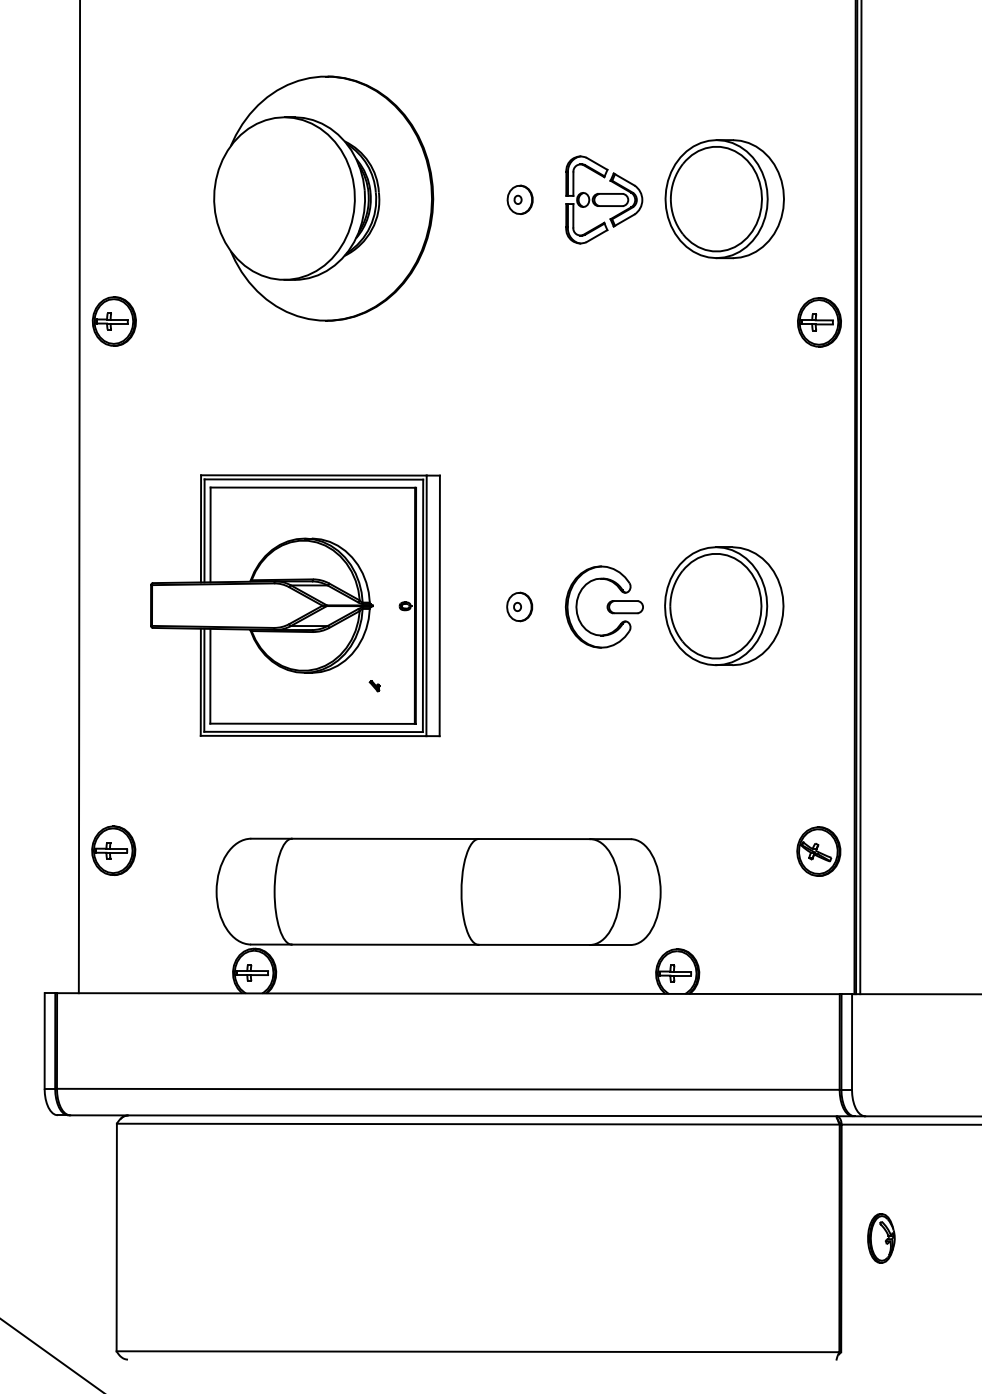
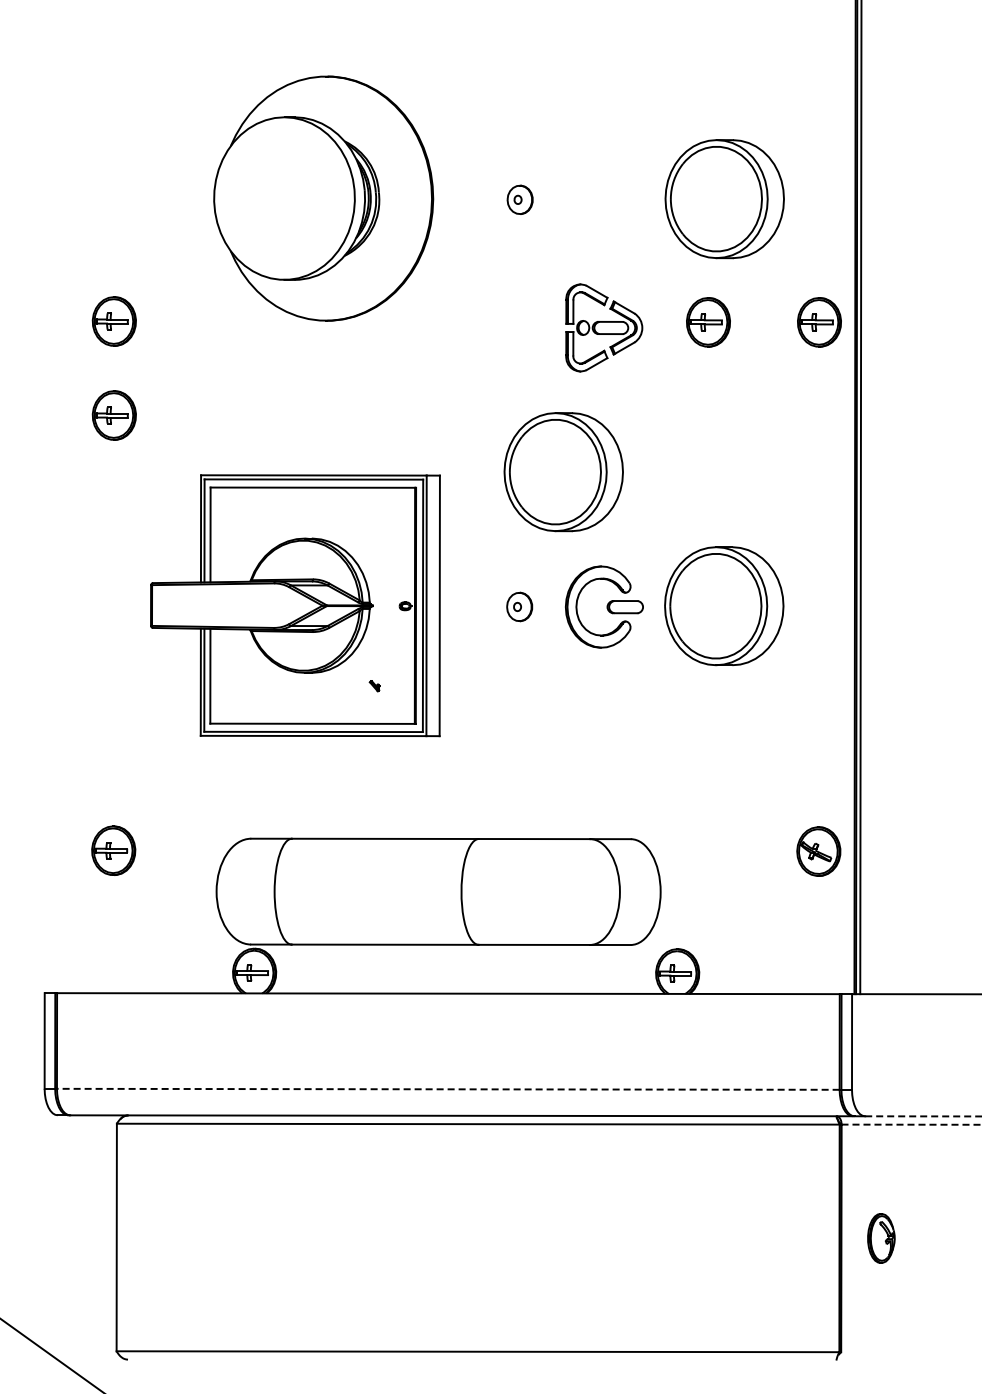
part position: (604, 199) -> (604, 327) (604, 327)
part: none -> present (708, 322)
part: none -> present (113, 415)
part: none -> present (563, 472)
line: present -> none (79, 497)
line: solid -> dashed (447, 1089)
line: solid -> dashed (923, 1116)
line: solid -> dashed (911, 1124)
